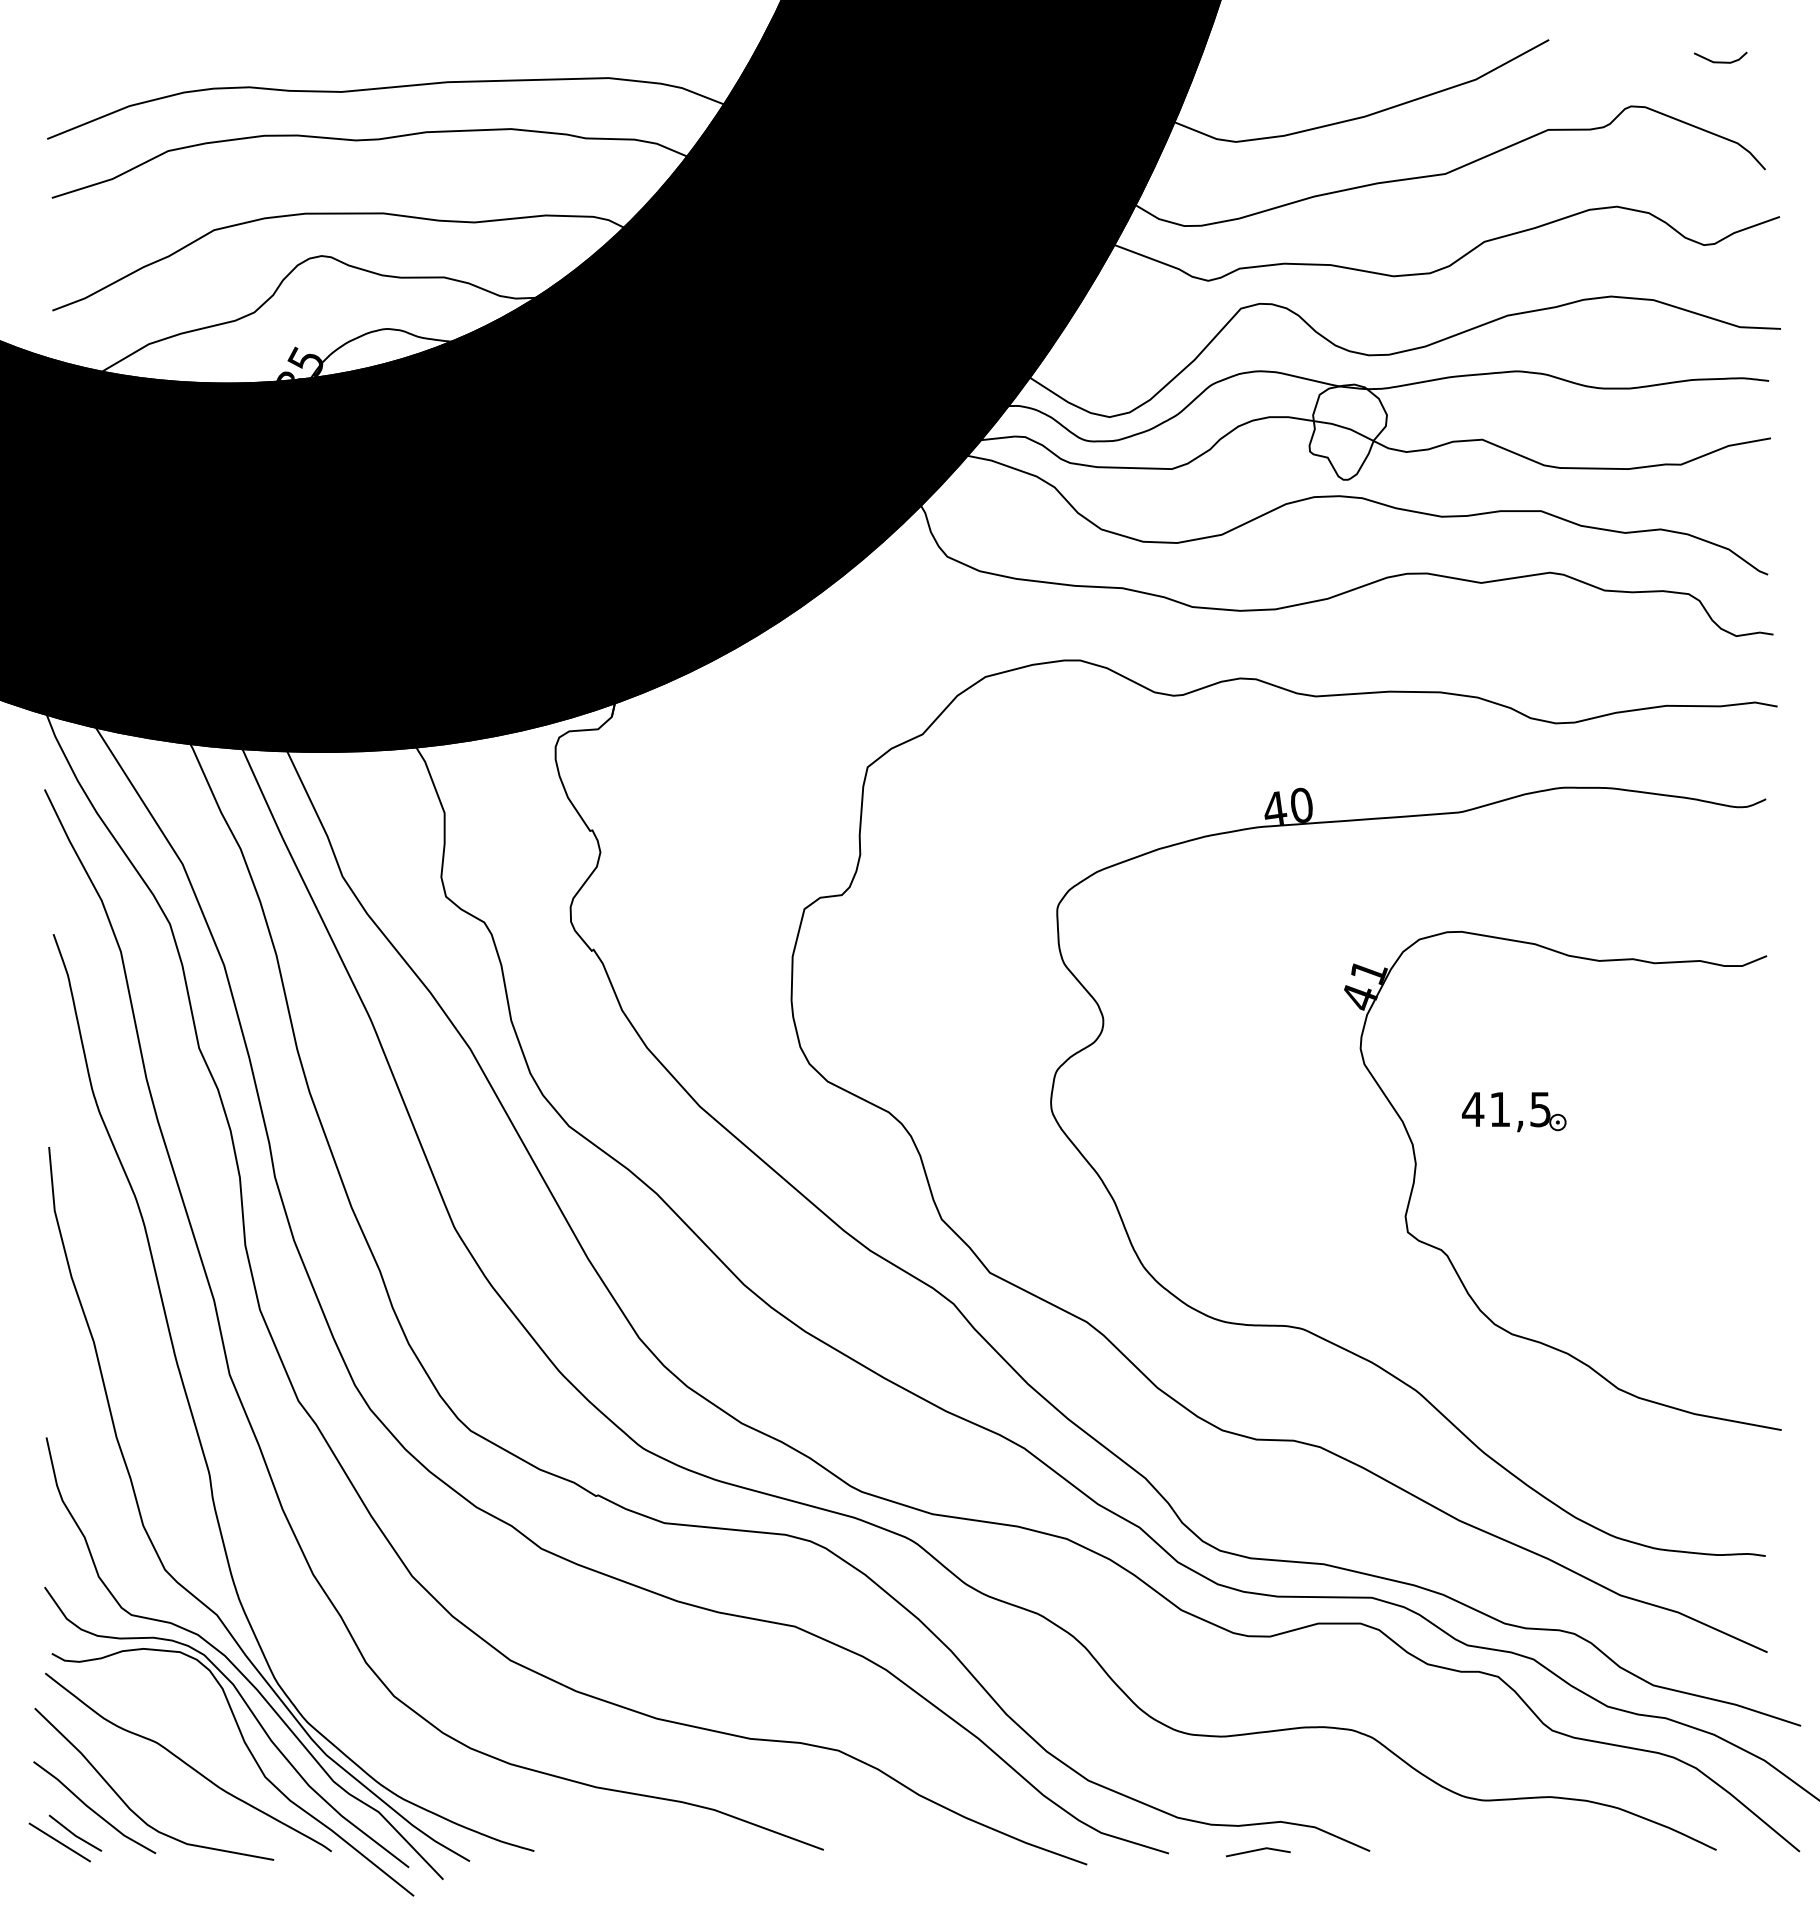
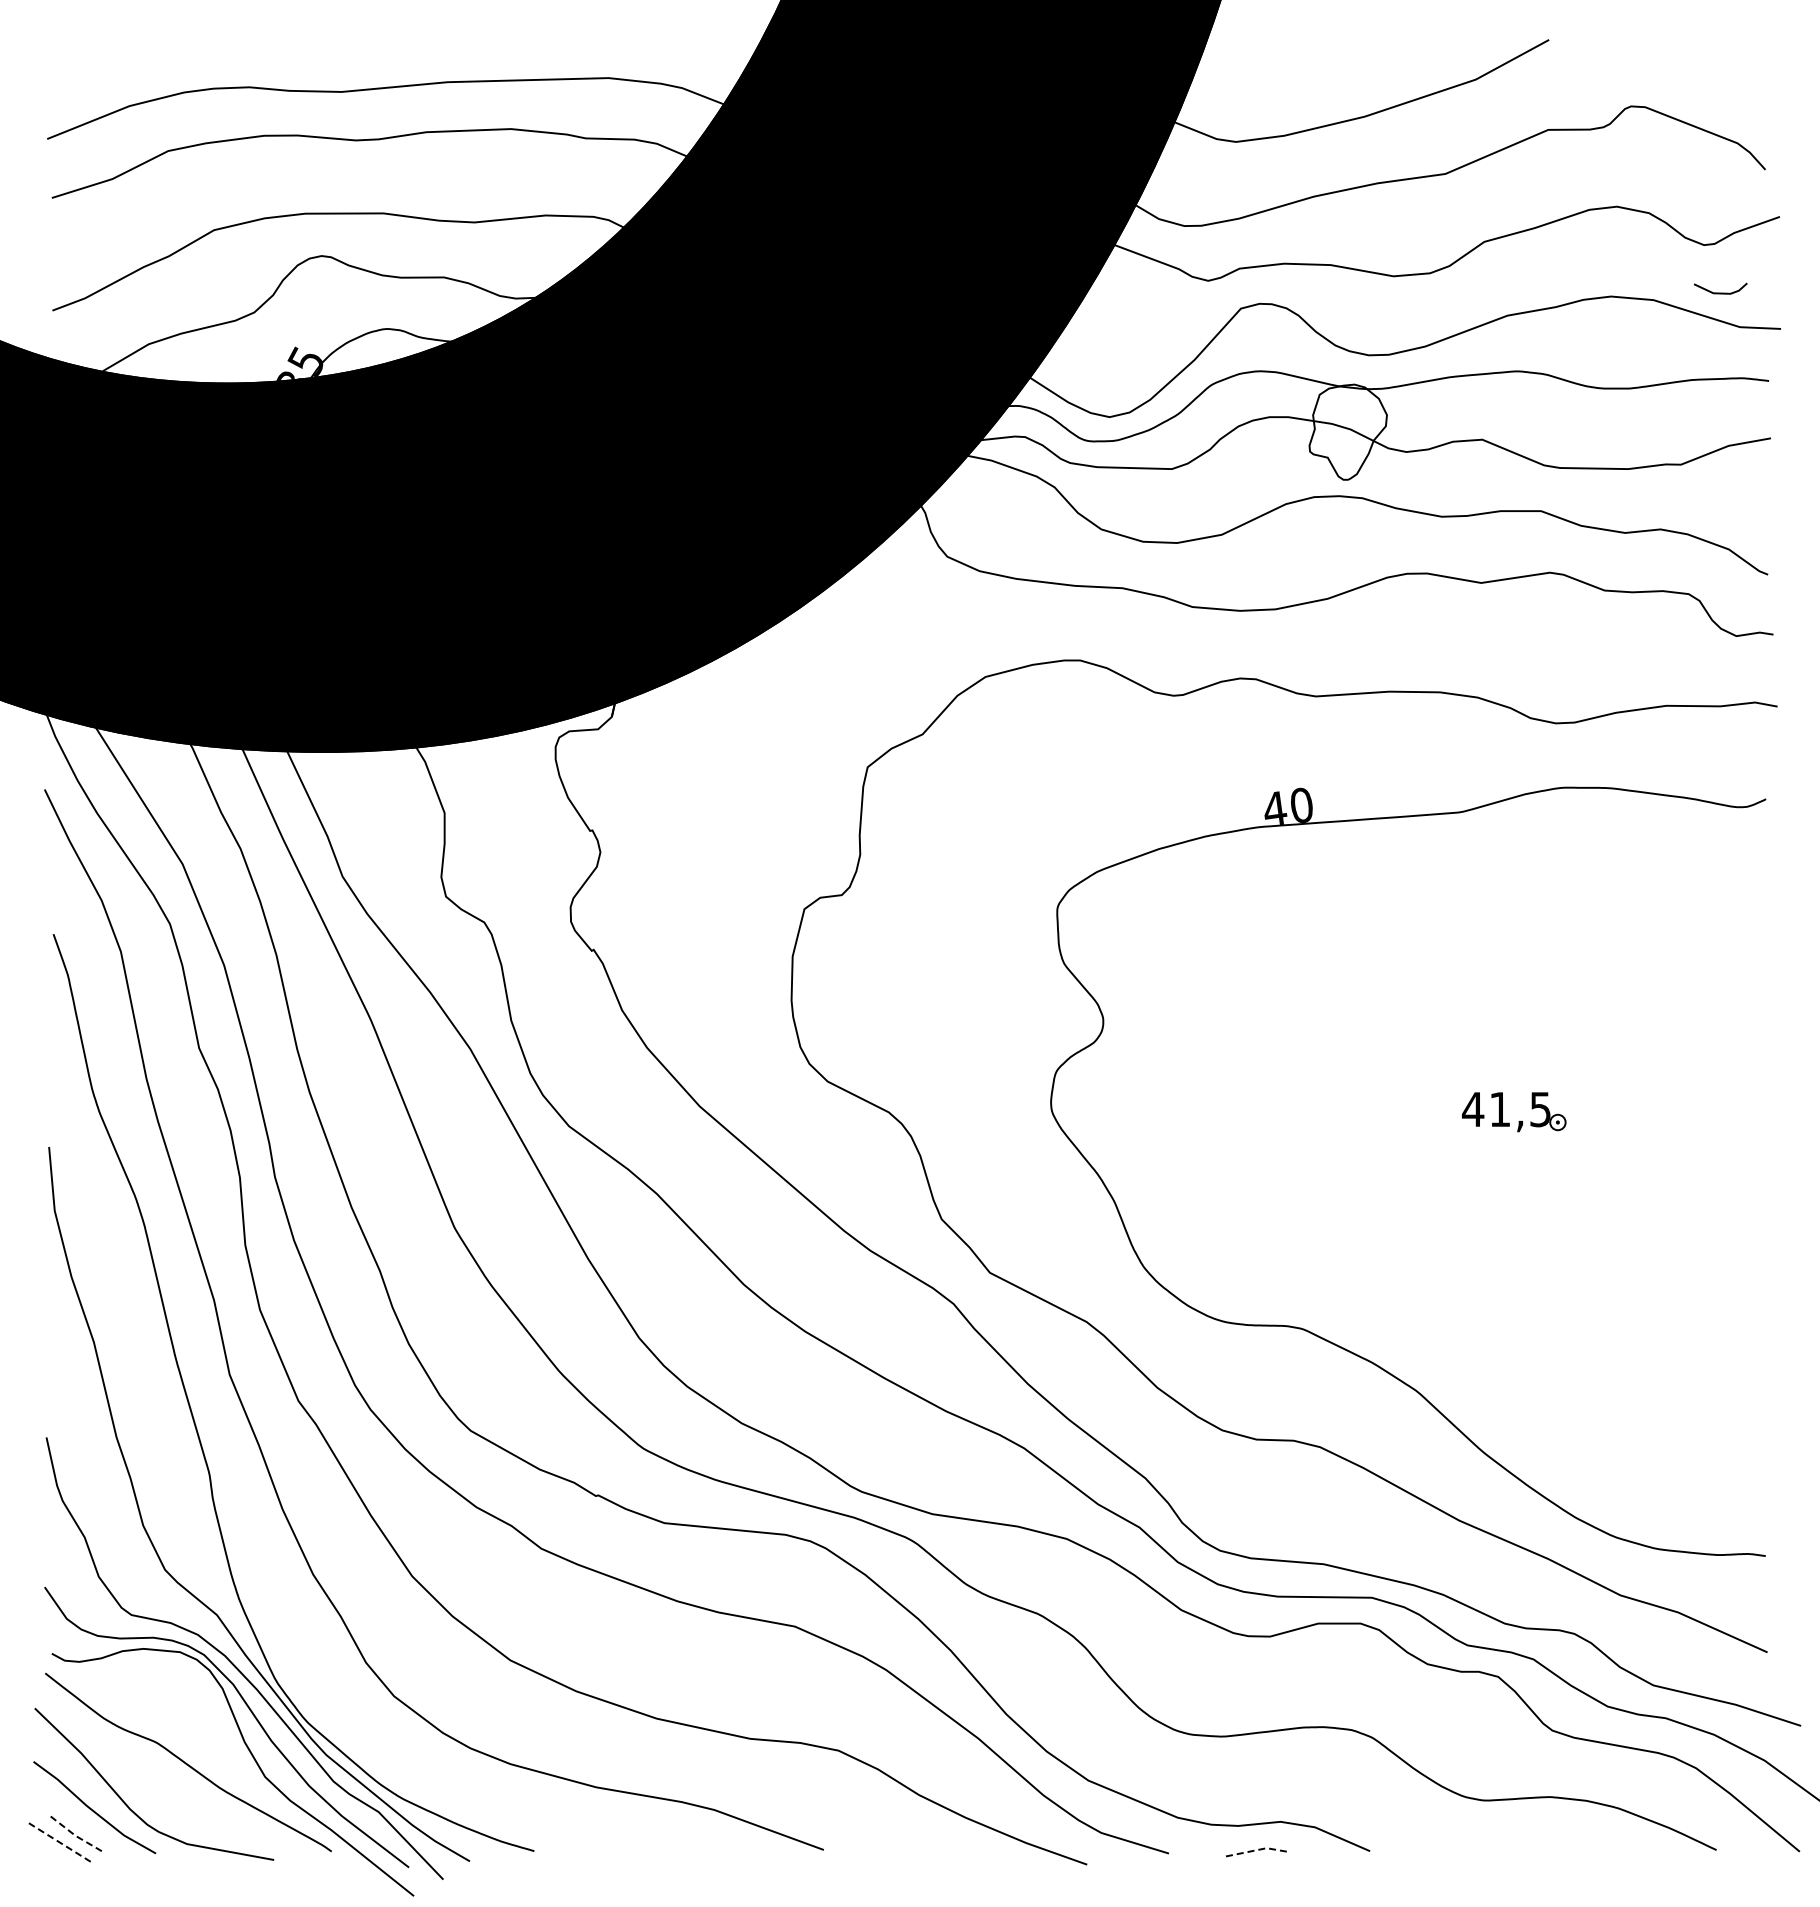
line position: (1720, 61) -> (1720, 292) (1720, 292)
part: present -> none (1448, 1255)
line: solid -> dashed (74, 1835)
line: solid -> dashed (59, 1842)
line: solid -> dashed (1258, 1849)
